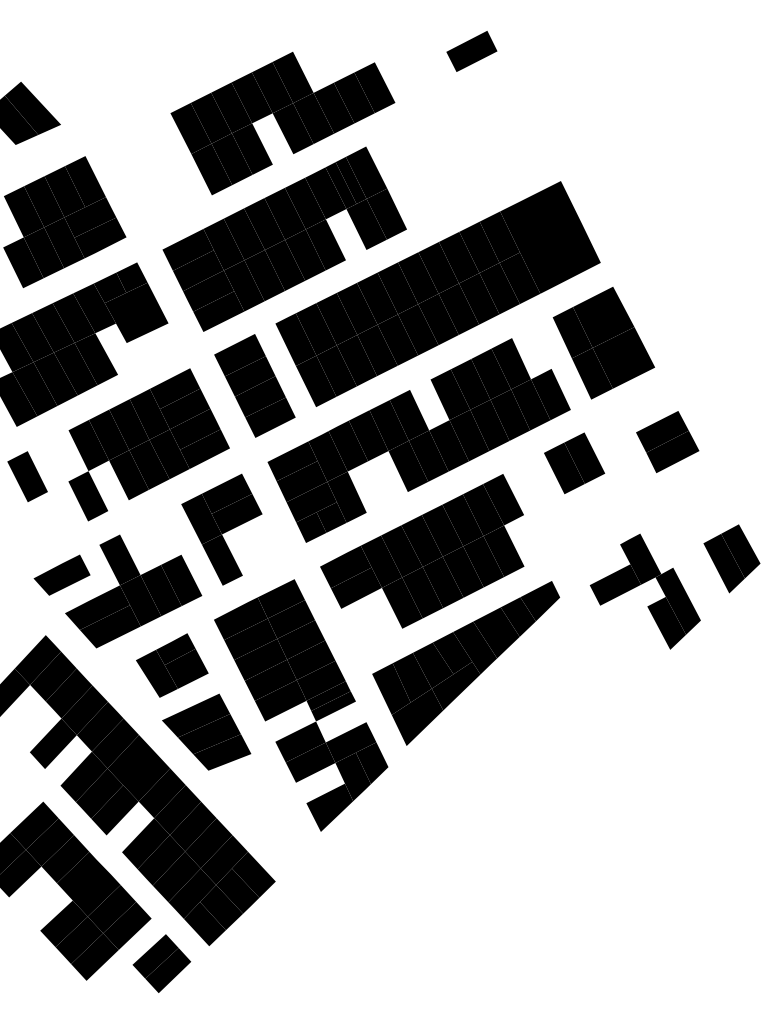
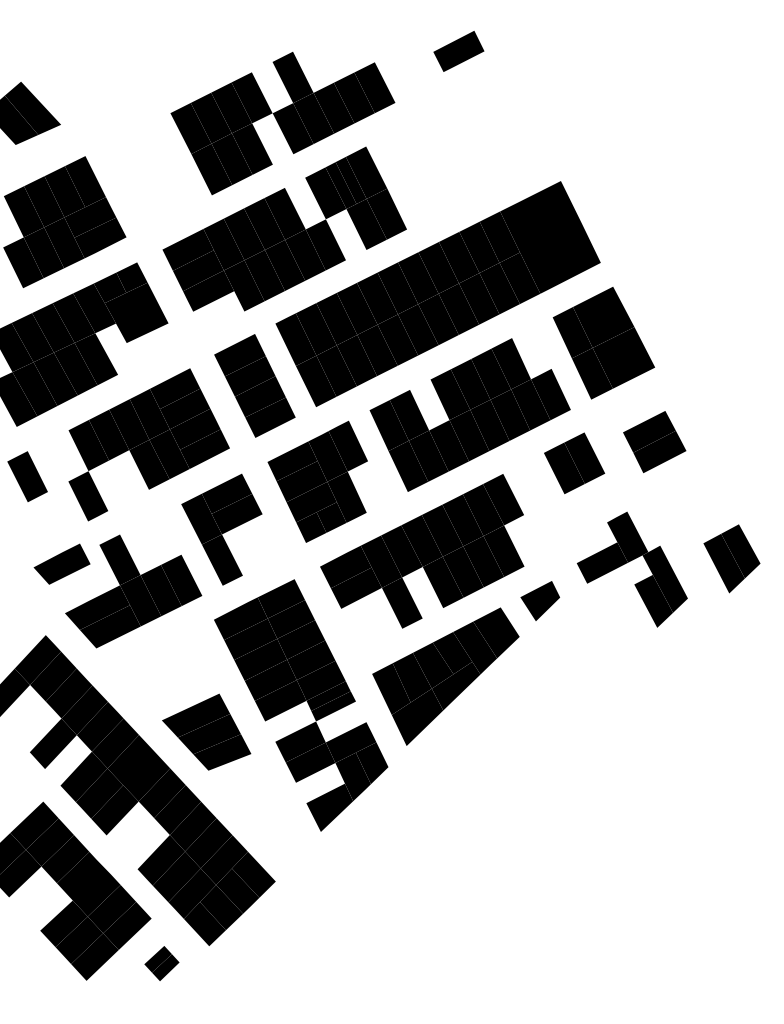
part position: (471, 51) -> (458, 51) (458, 51)
fill: present -> none (272, 87)
fill: present -> none (304, 203)
fill: present -> none (218, 311)
fill: present -> none (368, 435)
part position: (667, 441) -> (654, 441) (654, 441)
fill: present -> none (128, 475)
part position: (61, 574) -> (61, 563) (61, 563)
part position: (640, 585) -> (627, 563) (627, 563)
fill: present -> none (422, 592)
fill: present -> none (517, 616)
part: present -> none (172, 665)
fill: present -> none (145, 843)
part size: 60x59 px -> 36x35 px (161, 963)
